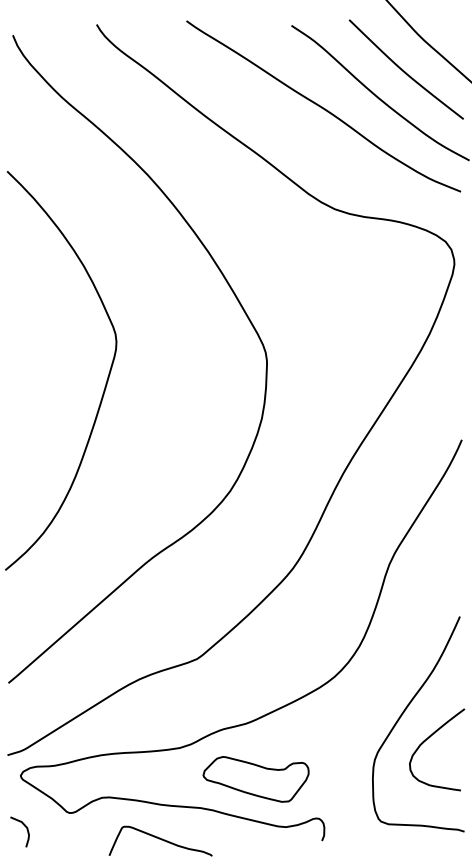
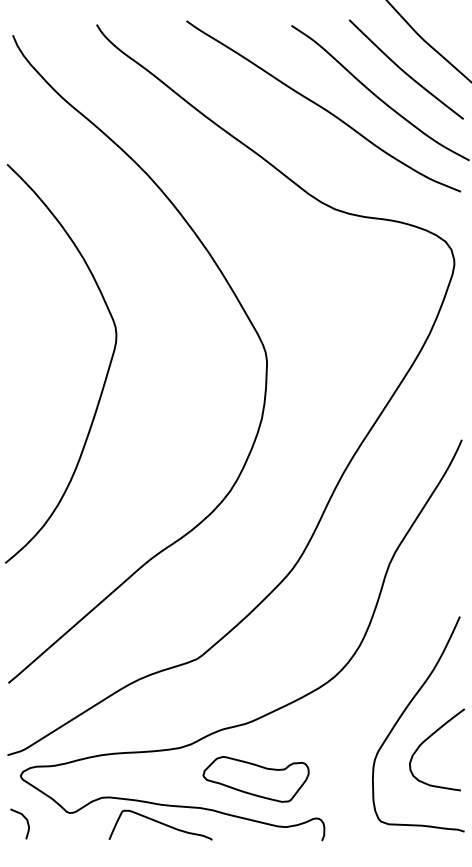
curve position: (105, 383) -> (105, 376) (105, 376)
curve position: (24, 826) -> (24, 818) (24, 818)
curve position: (160, 839) -> (160, 823) (160, 823)
